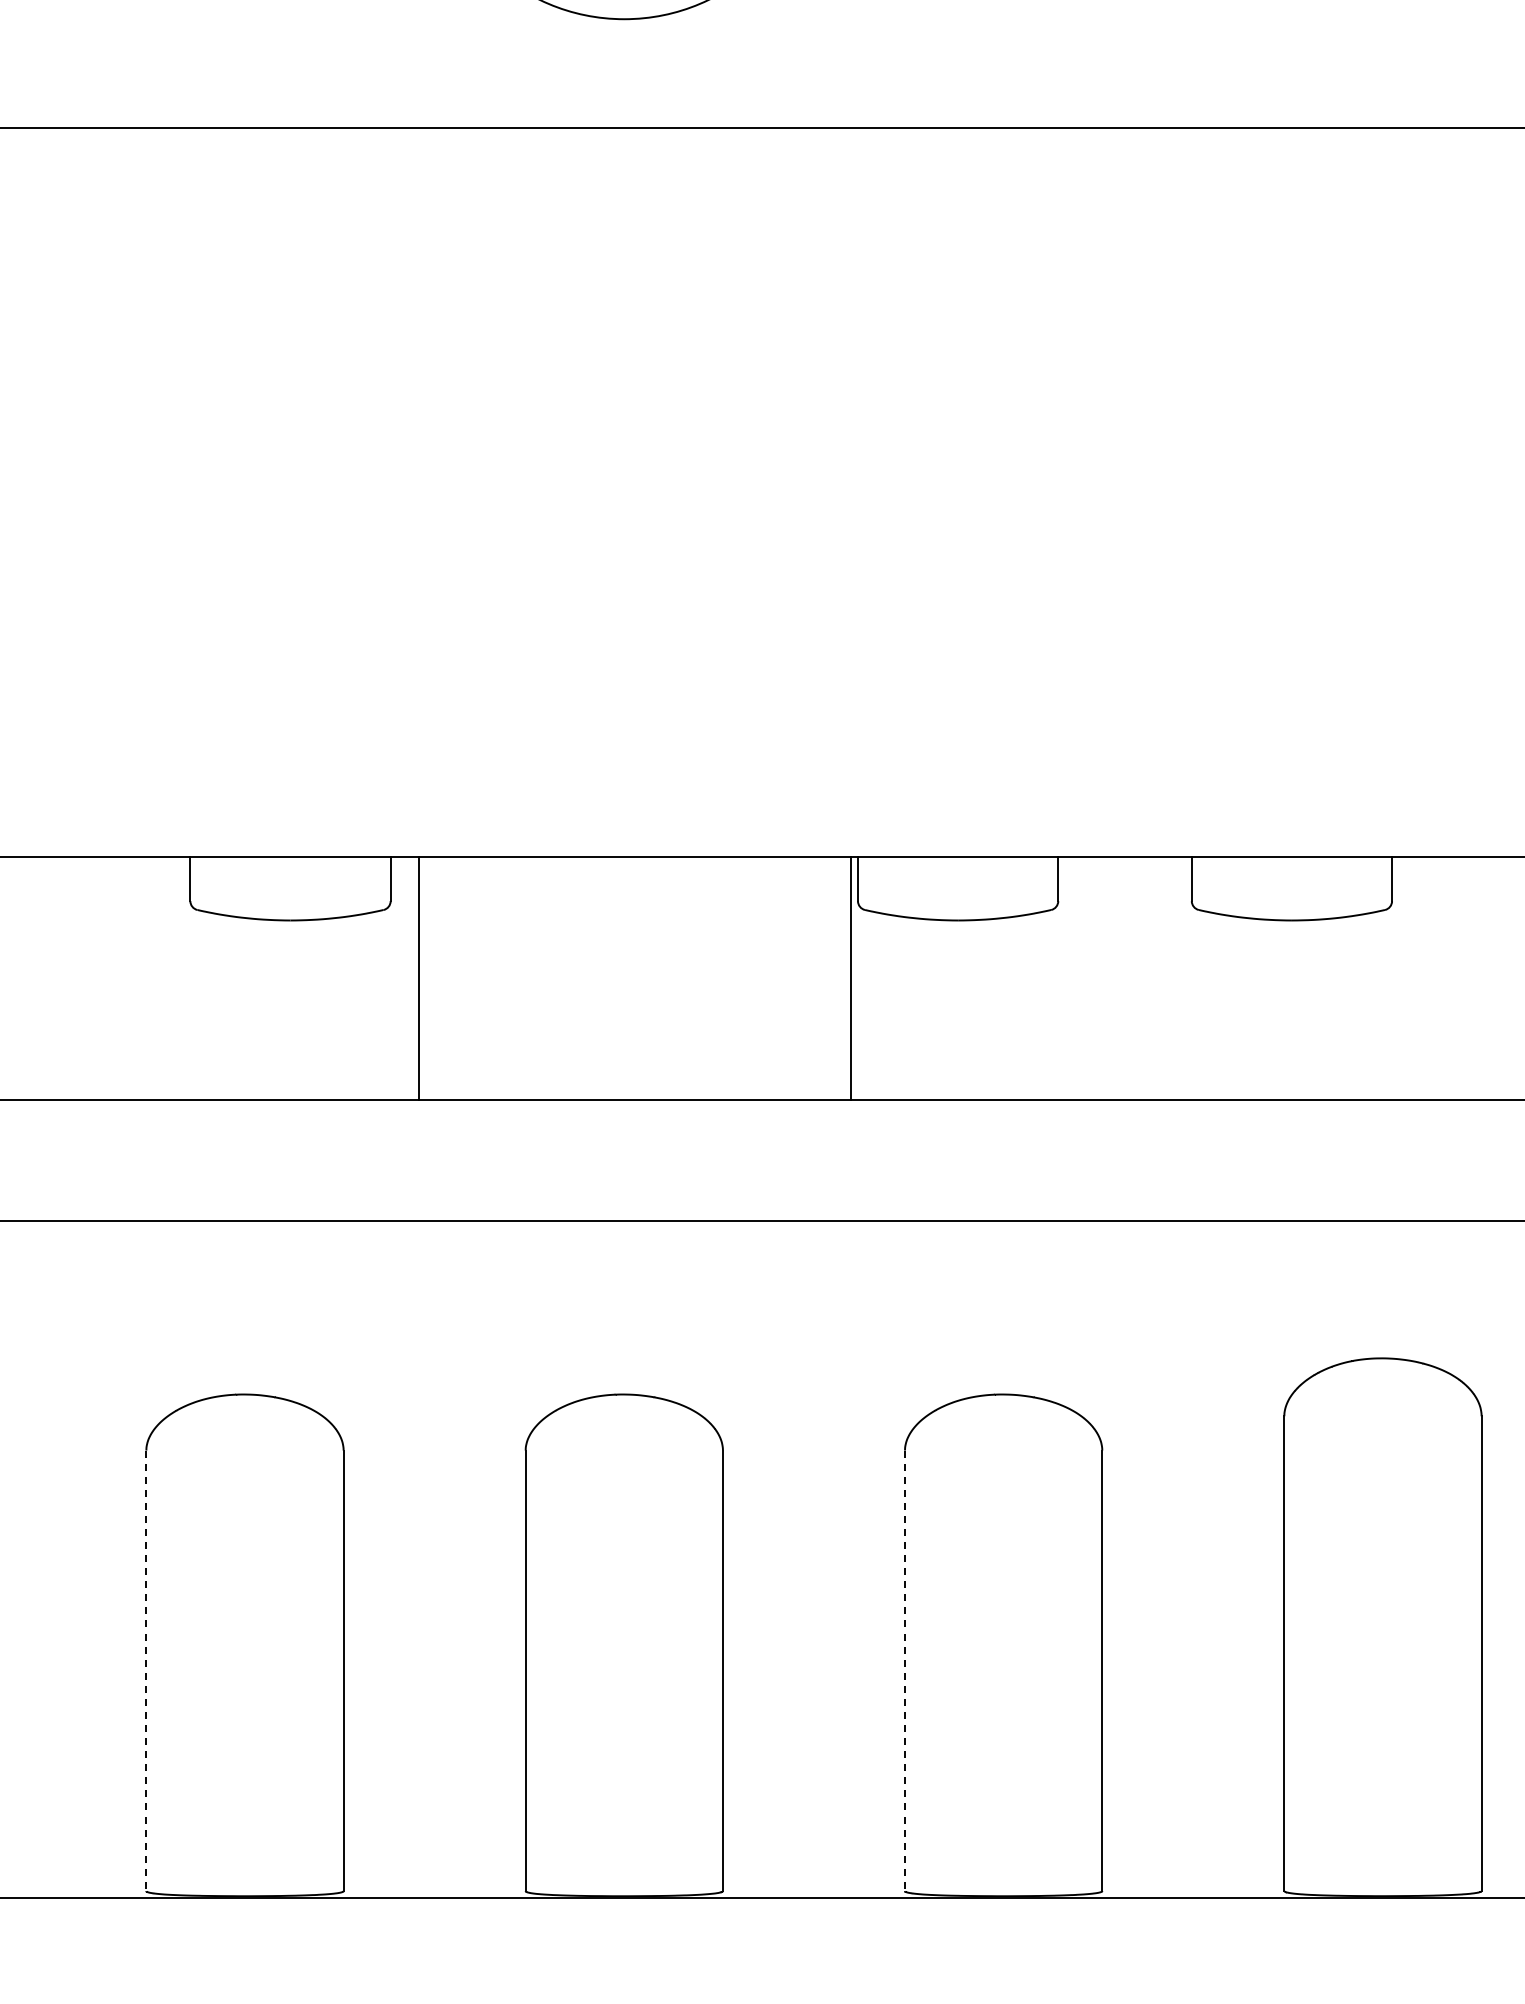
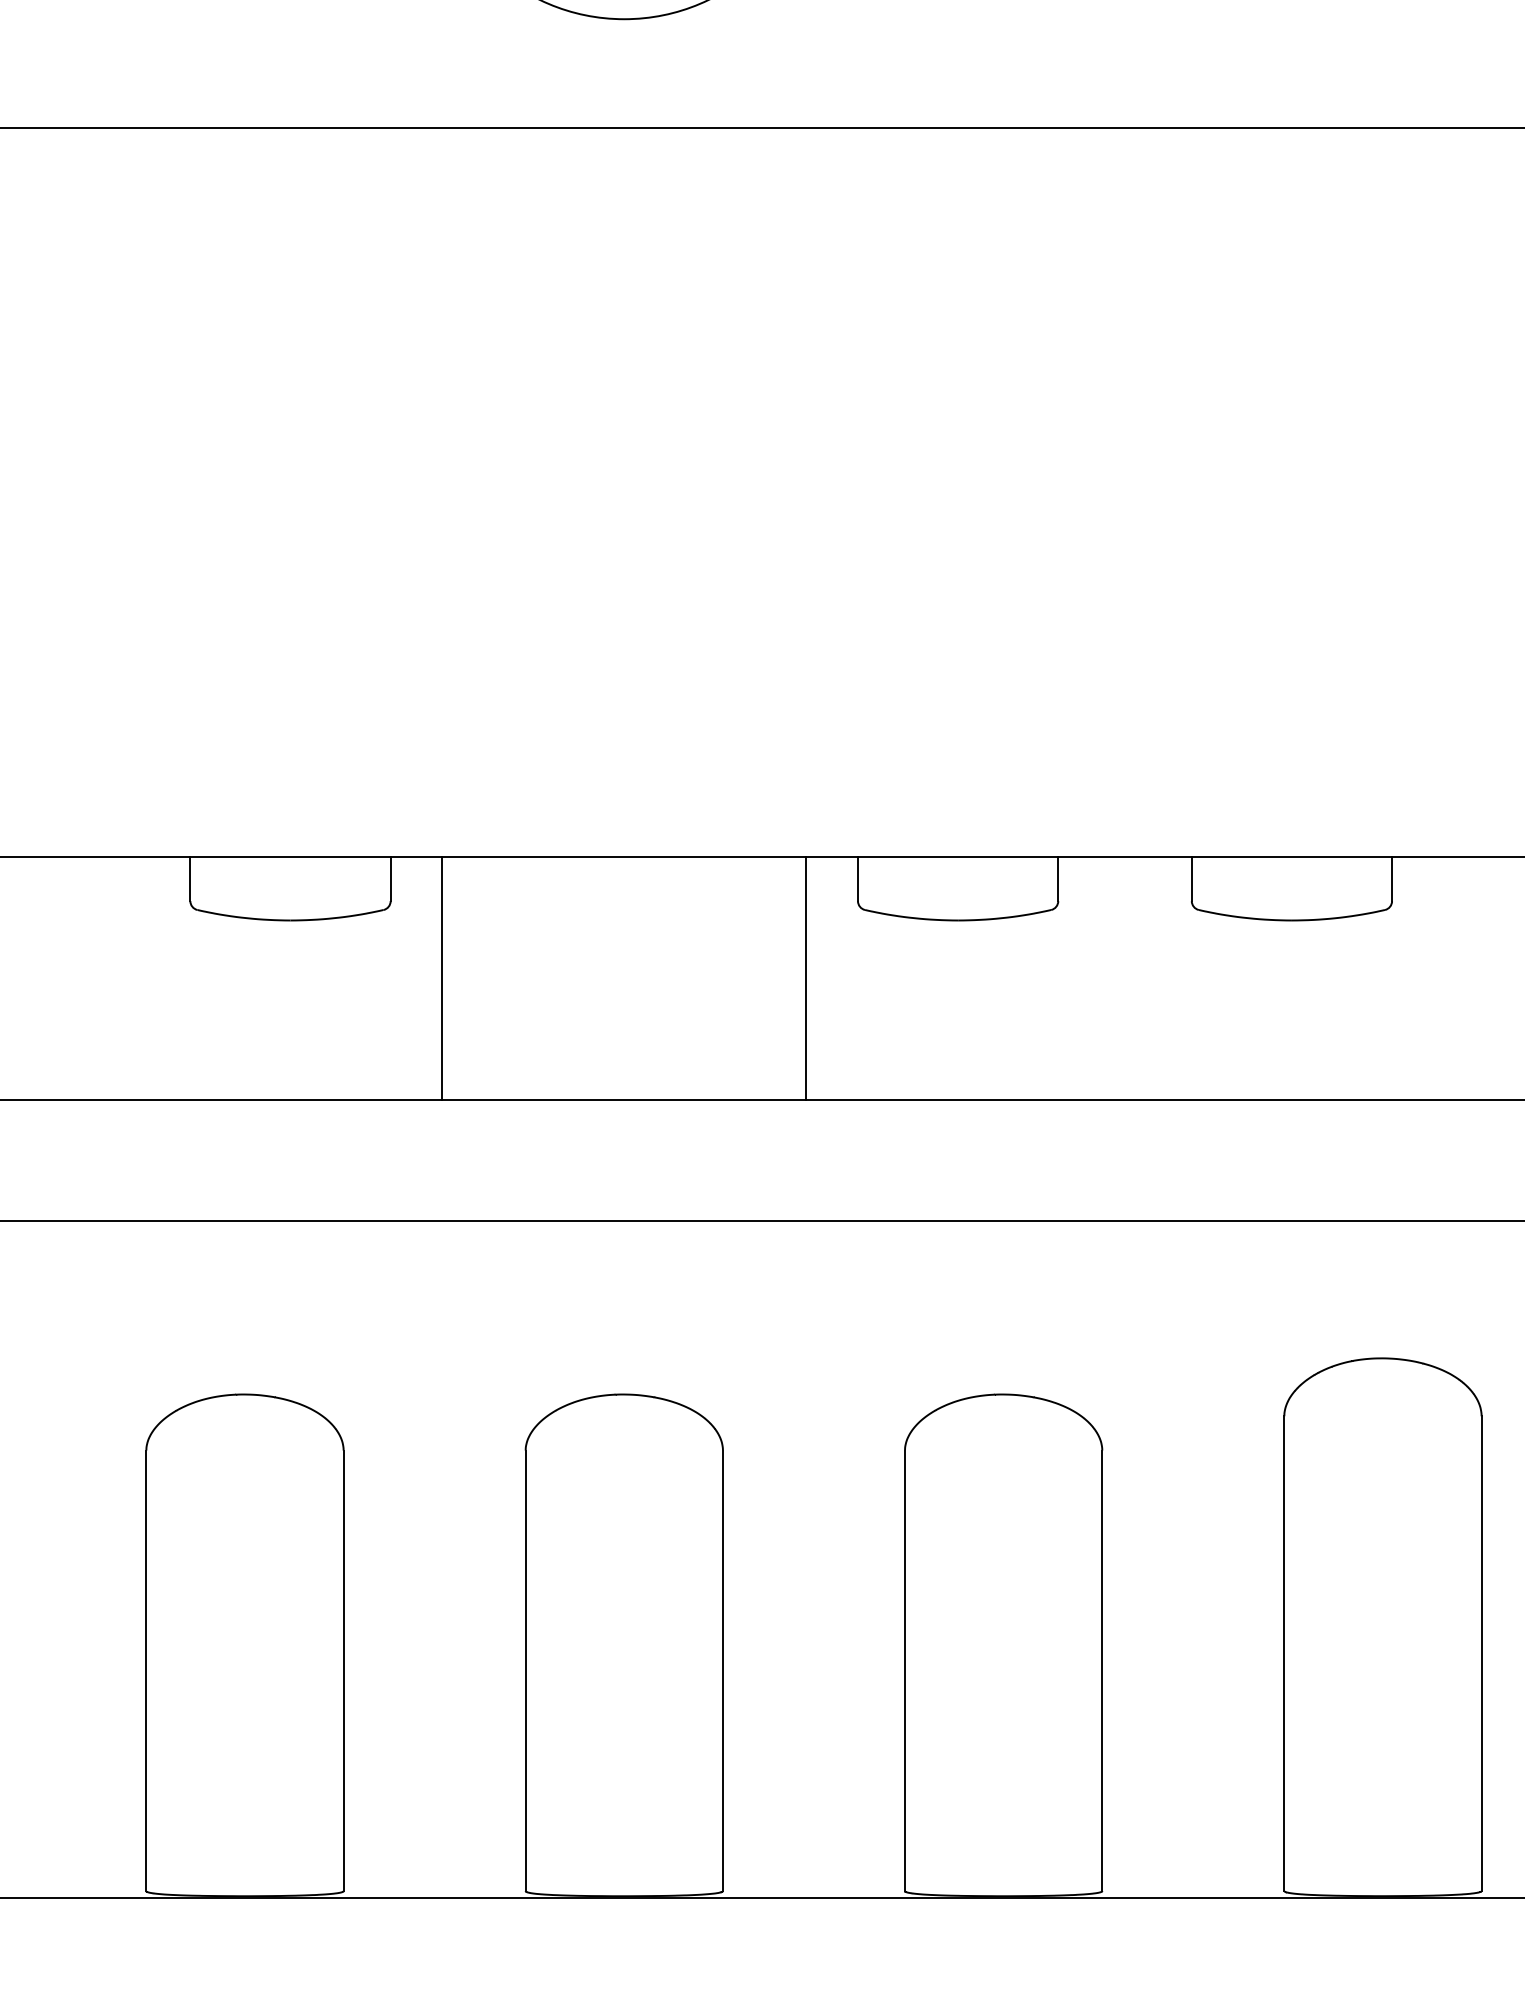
line position: (419, 977) -> (442, 977) (442, 977)
line position: (851, 977) -> (806, 977) (806, 977)
line: dashed -> solid (146, 1671)
line: dashed -> solid (905, 1671)
